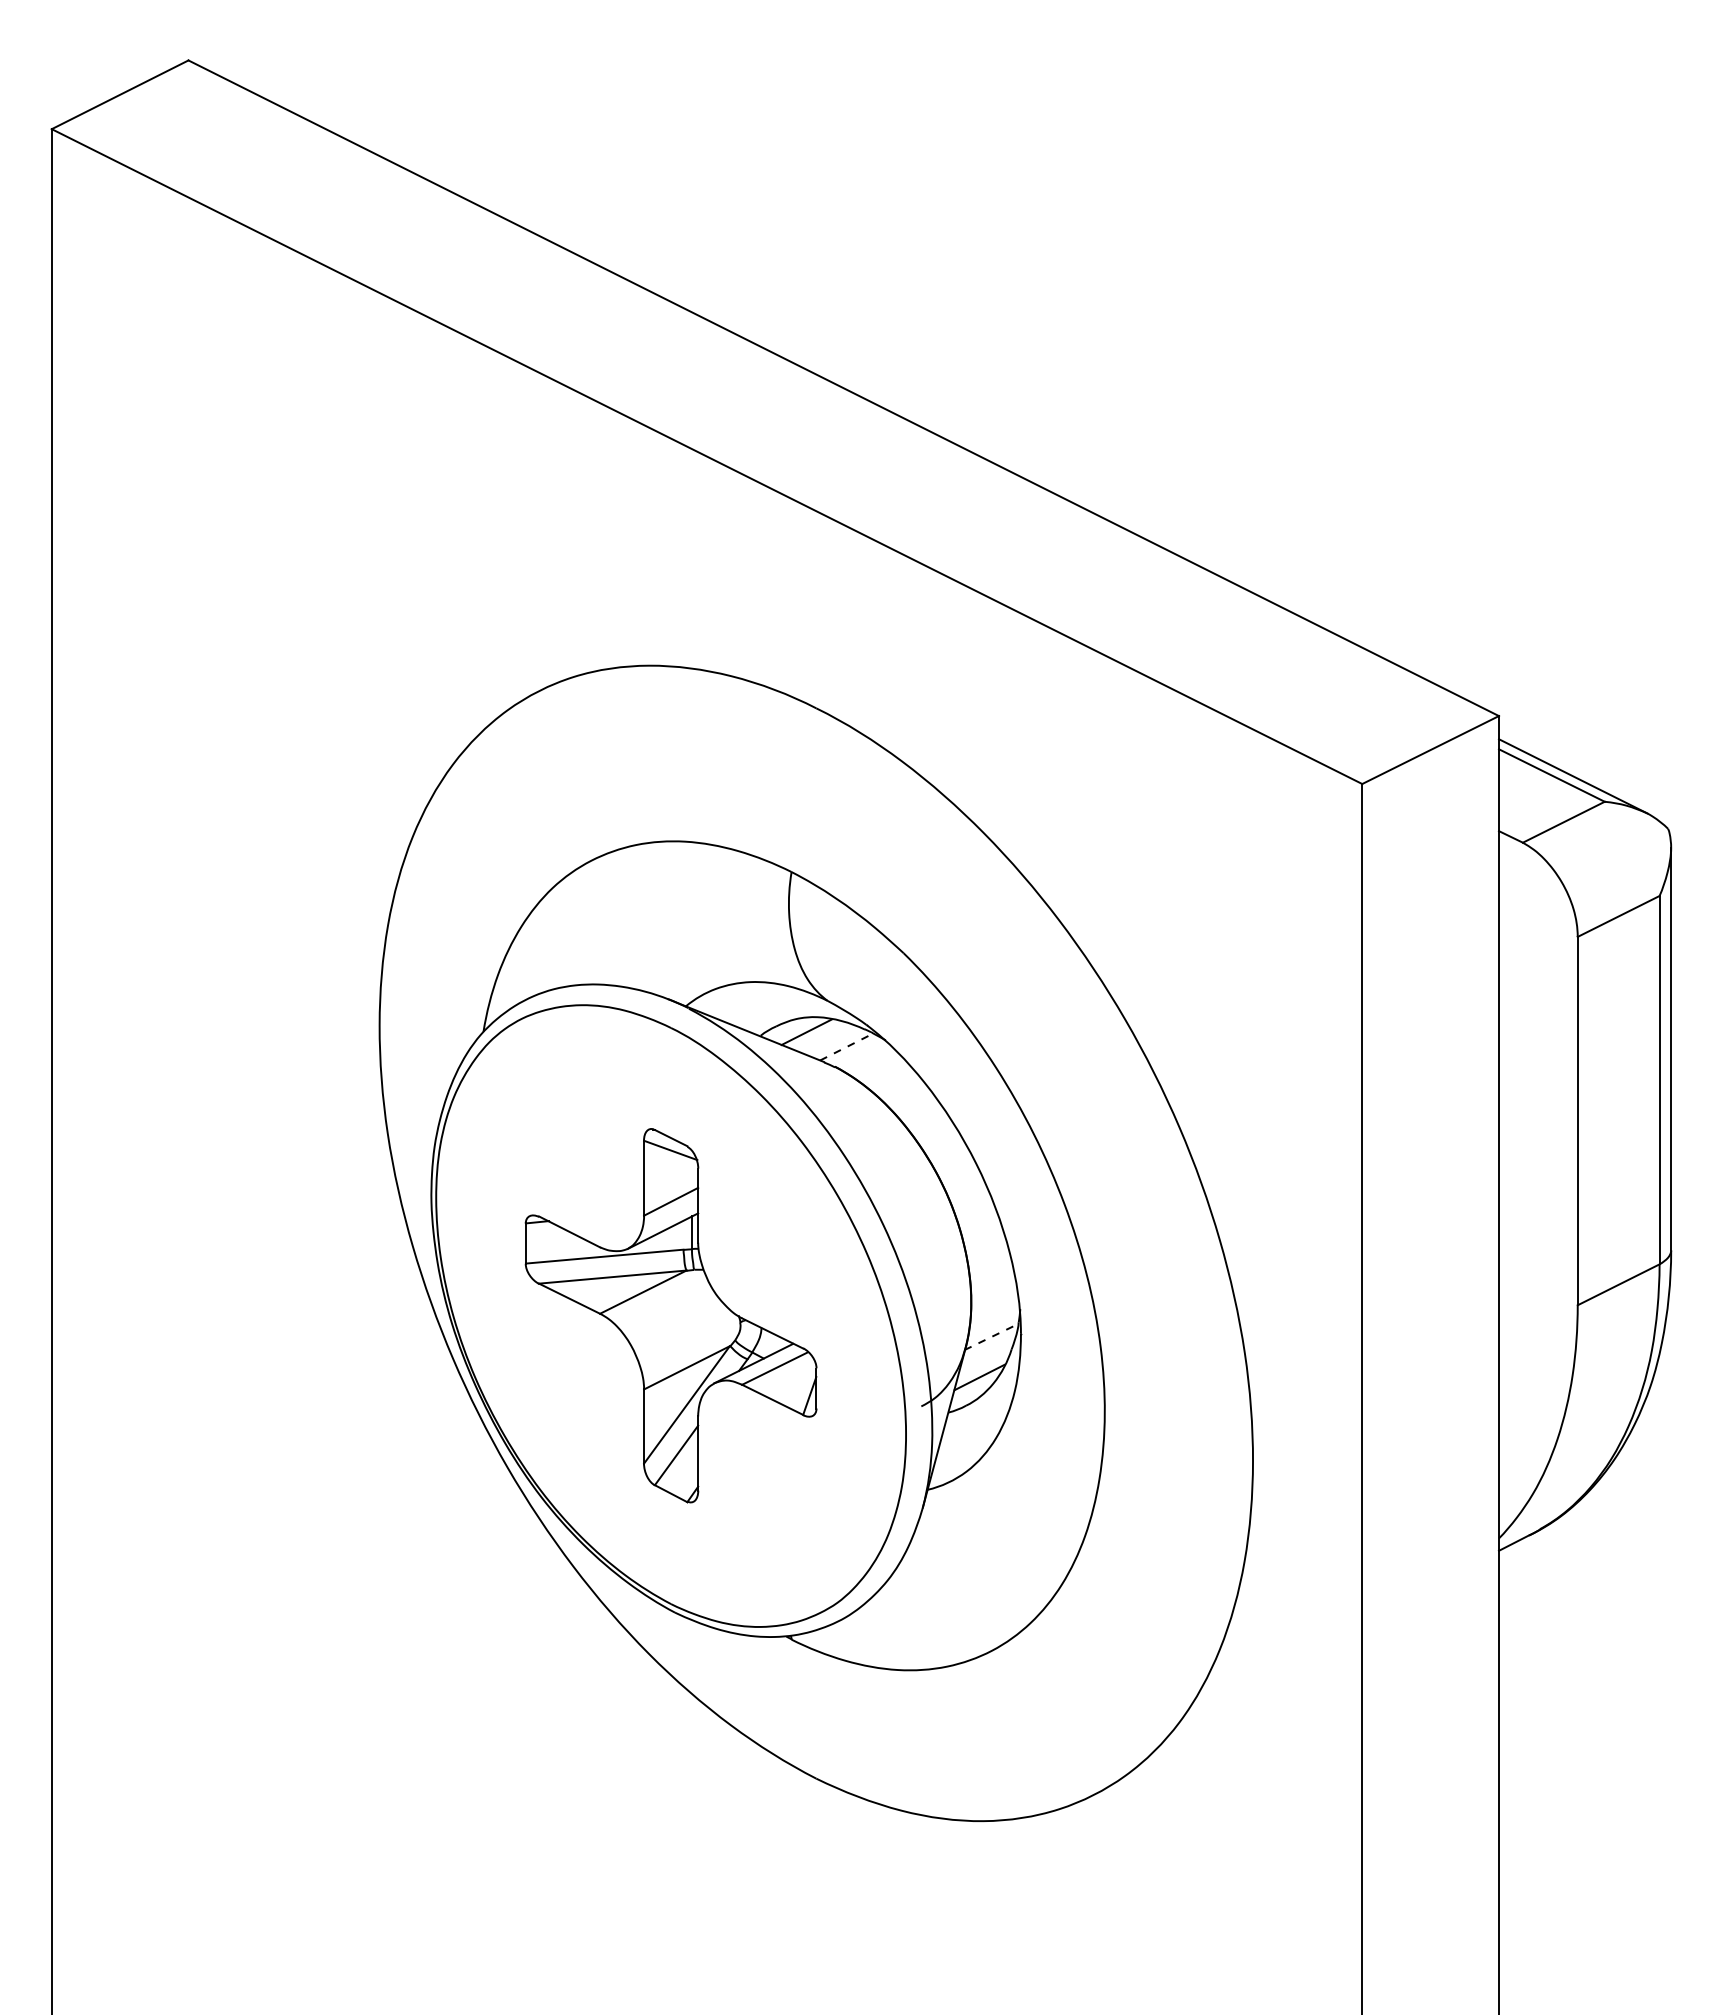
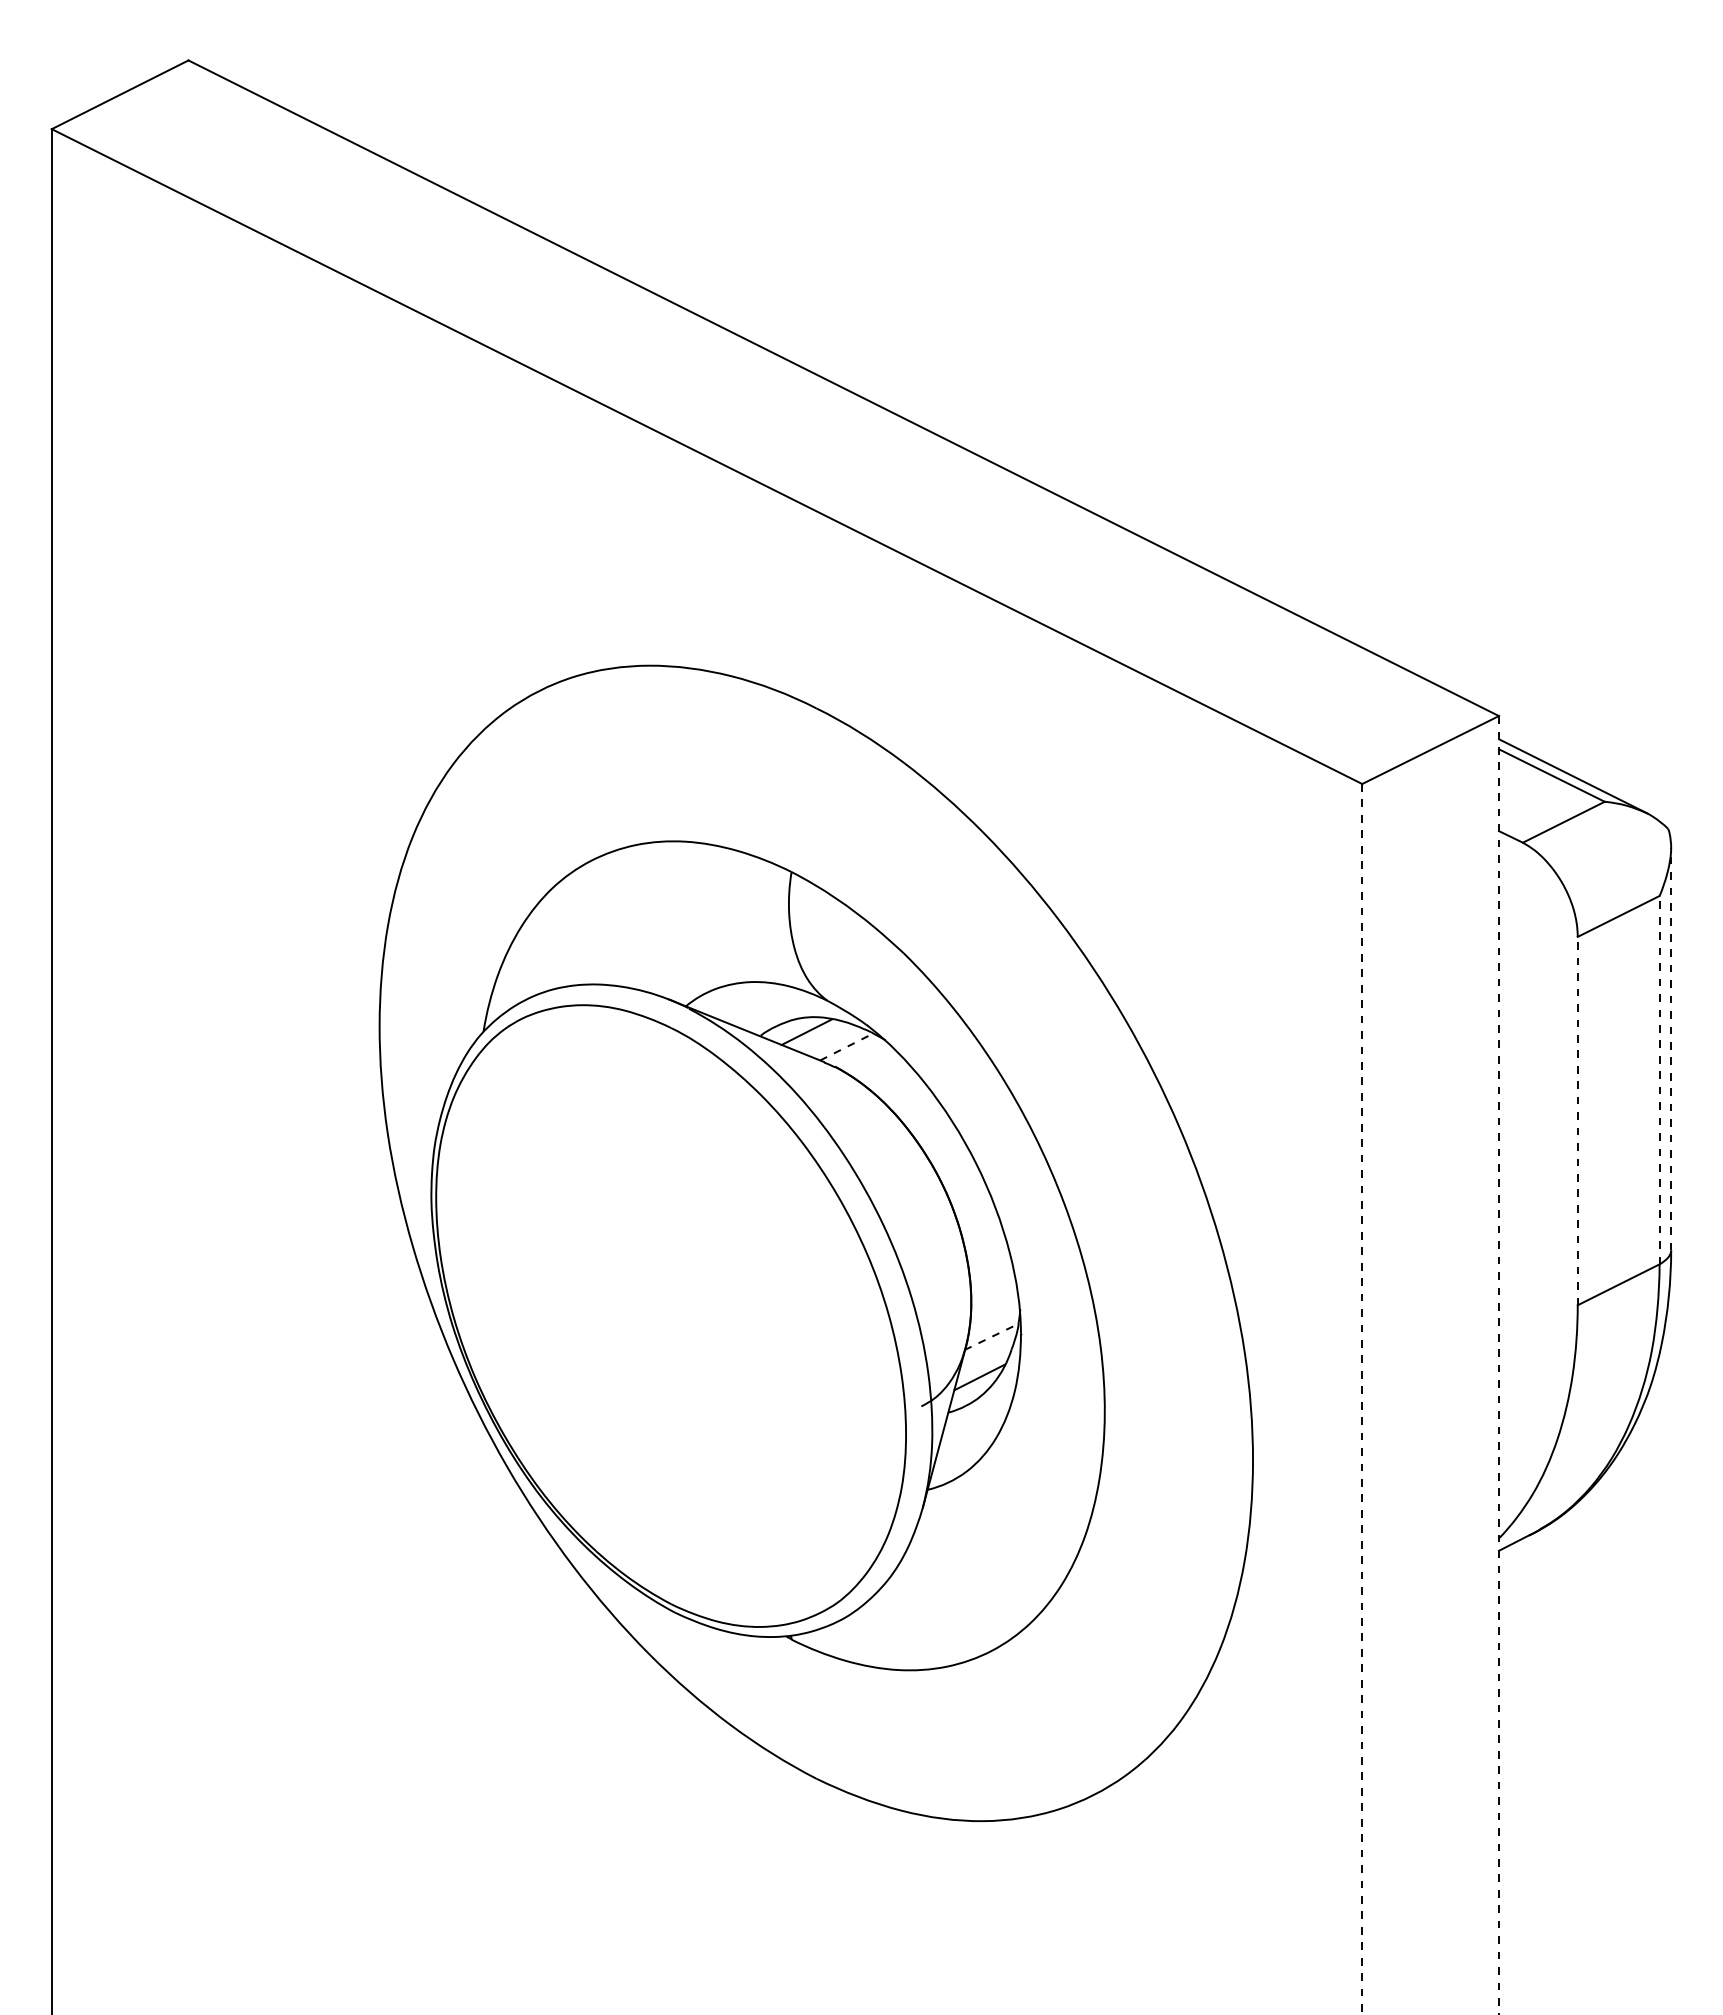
line: solid -> dashed (1671, 1048)
line: solid -> dashed (1659, 1079)
line: solid -> dashed (1577, 1120)
part: present -> none (670, 1315)
line: solid -> dashed (1498, 1366)
line: solid -> dashed (1362, 1399)
